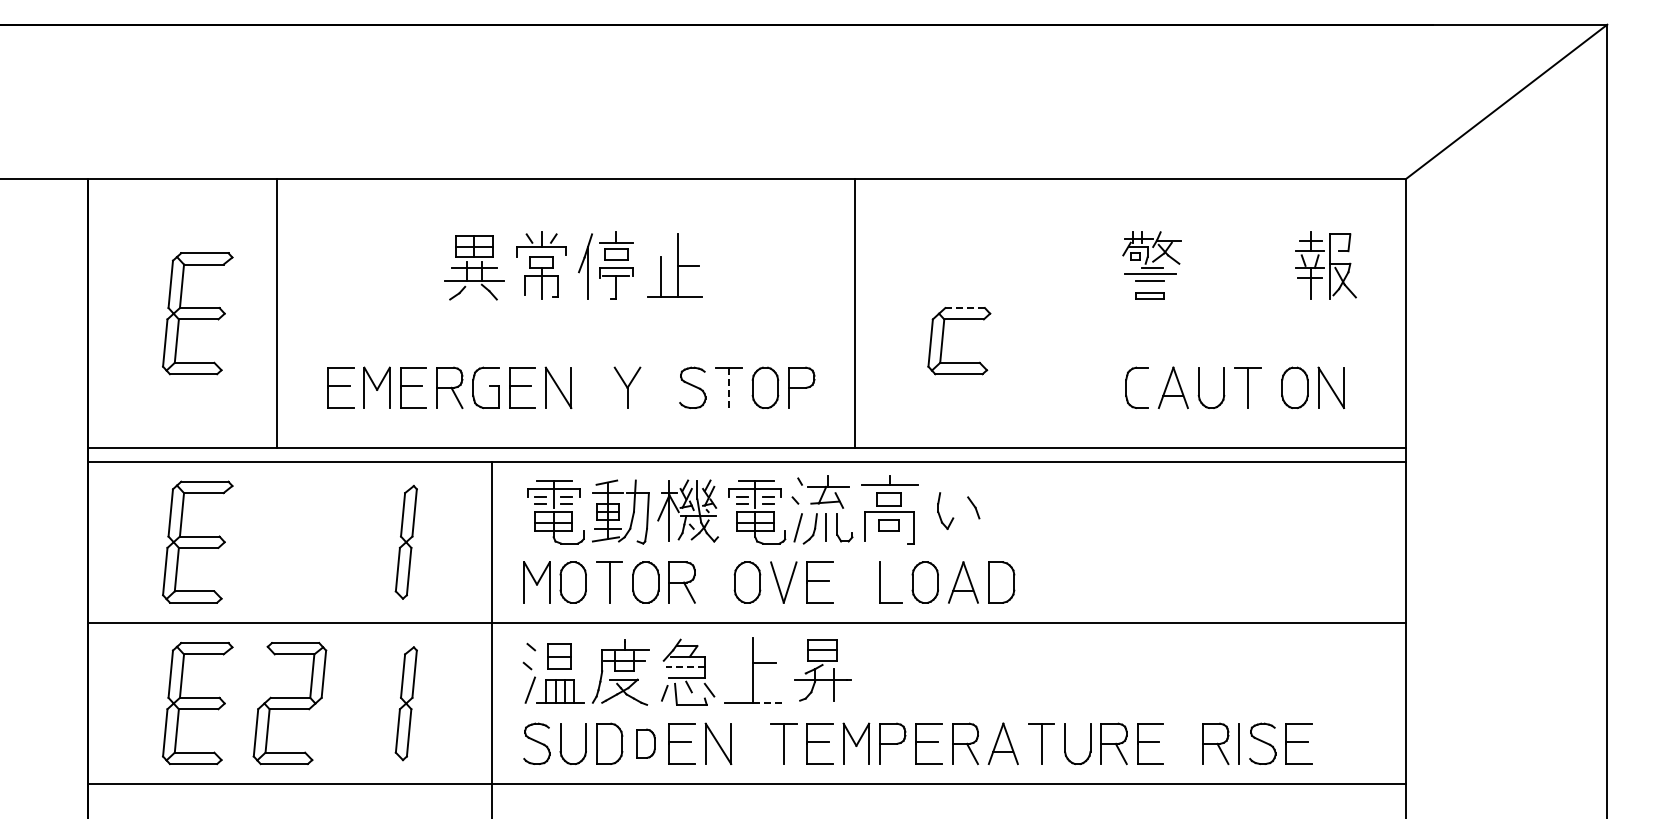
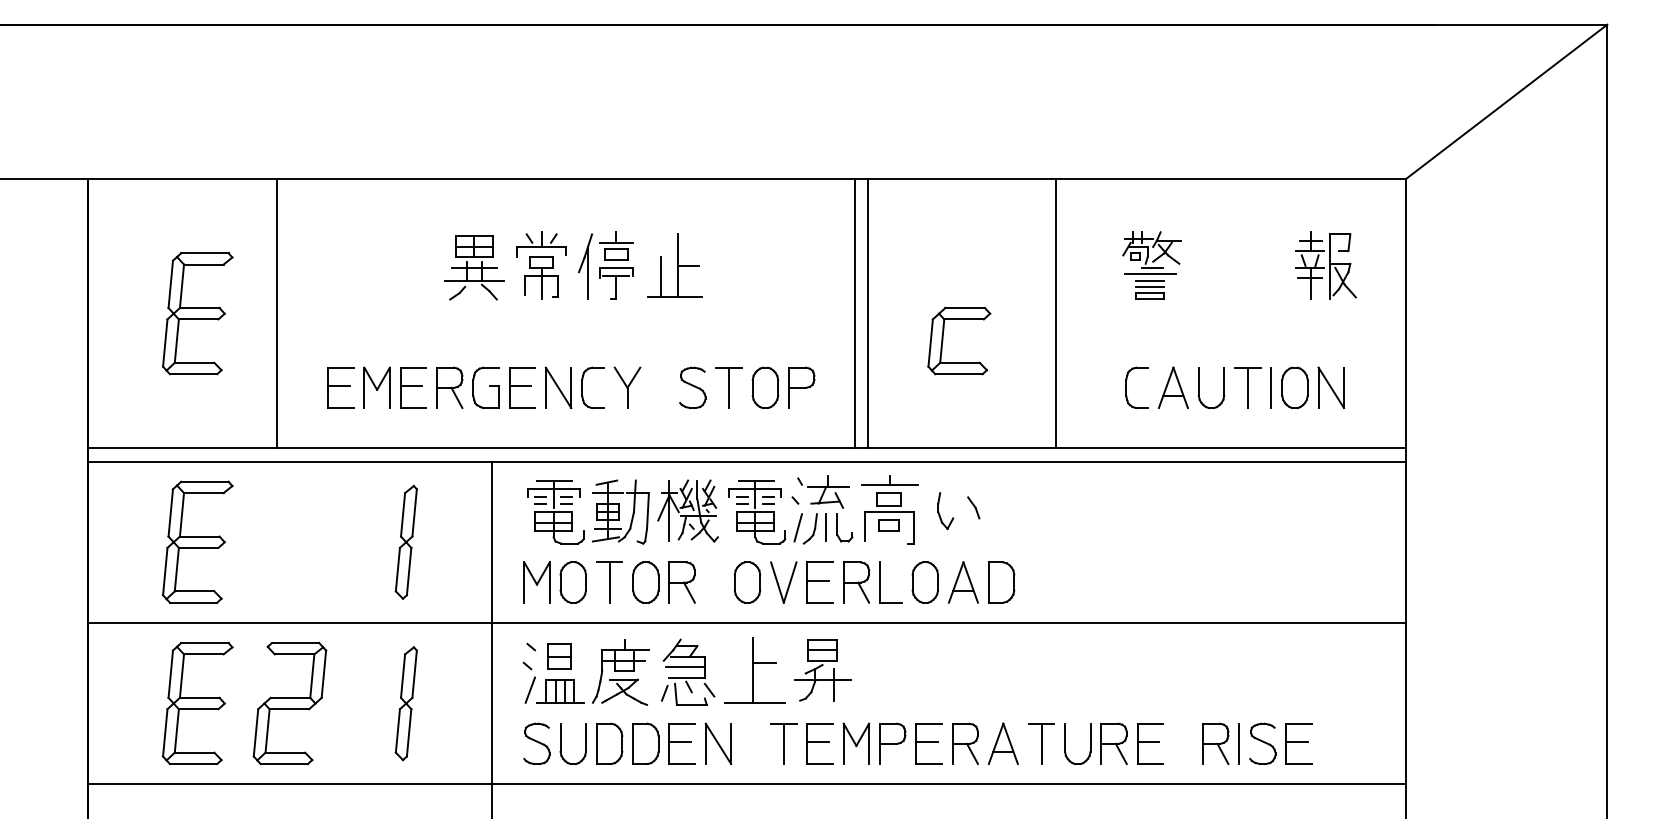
line: none -> present (1150, 286)
line: dashed -> solid (965, 308)
line: none -> present (867, 313)
line: none -> present (1056, 313)
part: none -> present (582, 387)
line: none -> present (1271, 387)
line: dashed -> solid (729, 388)
part: none -> present (856, 582)
line: dashed -> solid (685, 667)
line: dashed -> solid (769, 702)
part size: 20x31 px -> 28x43 px (645, 743)
